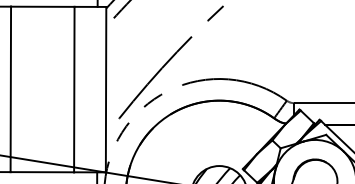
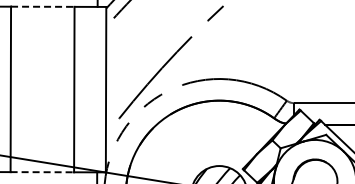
line: solid -> dashed (42, 6)
line: solid -> dashed (42, 172)
